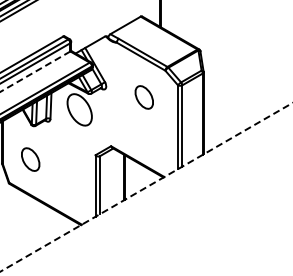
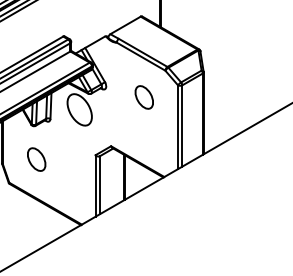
line: dashed -> solid (34, 71)
part position: (30, 159) -> (36, 159) (36, 159)
line: dashed -> solid (146, 187)
